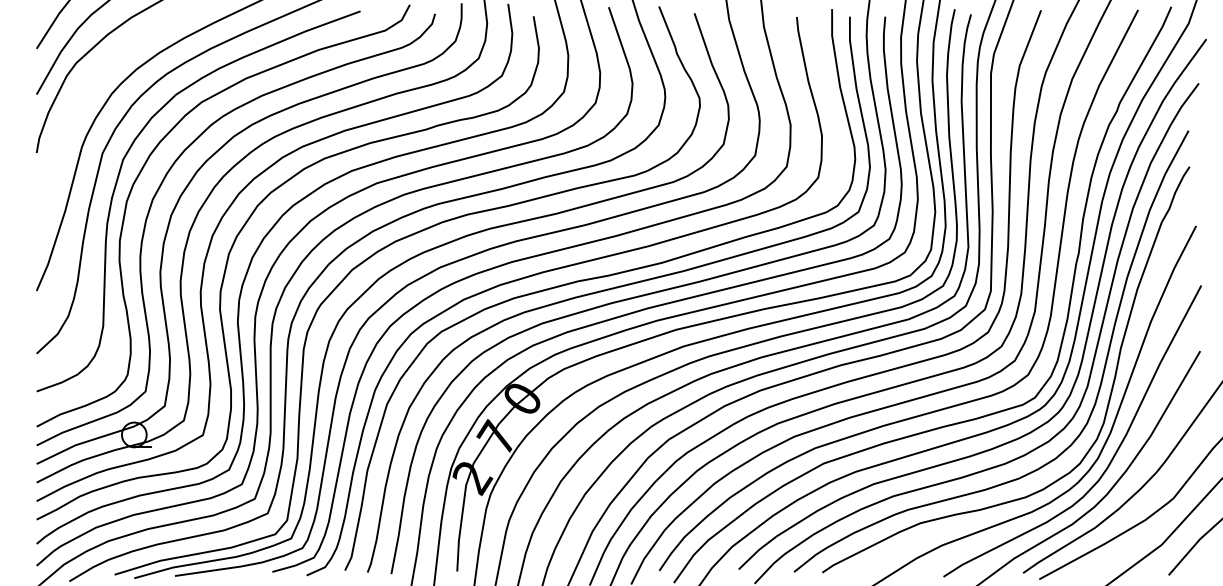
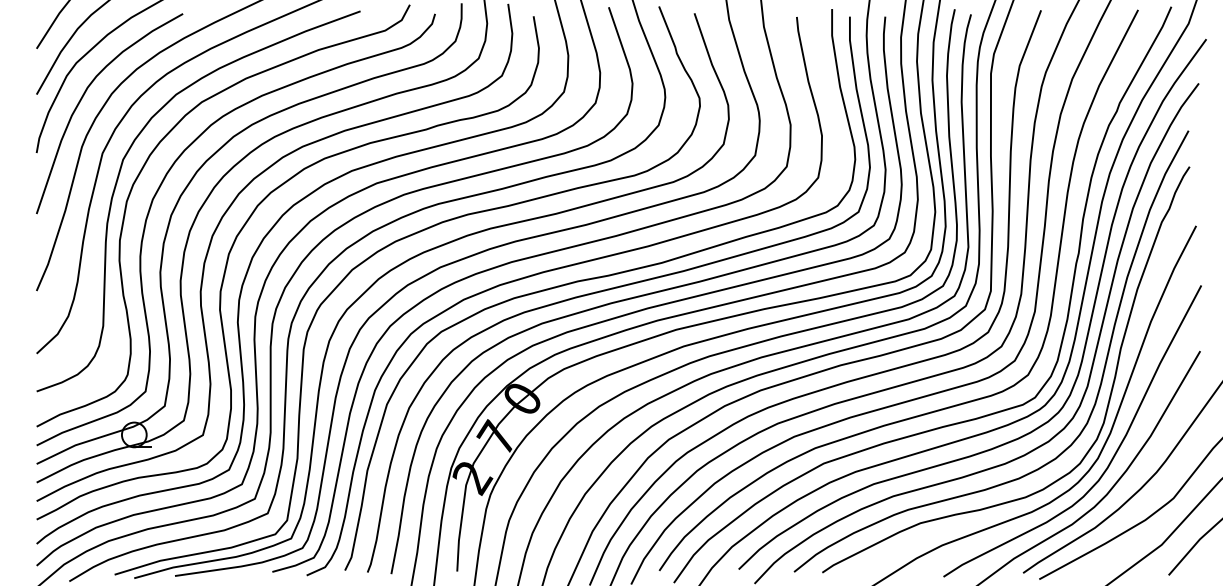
curve: none -> present (83, 97)
